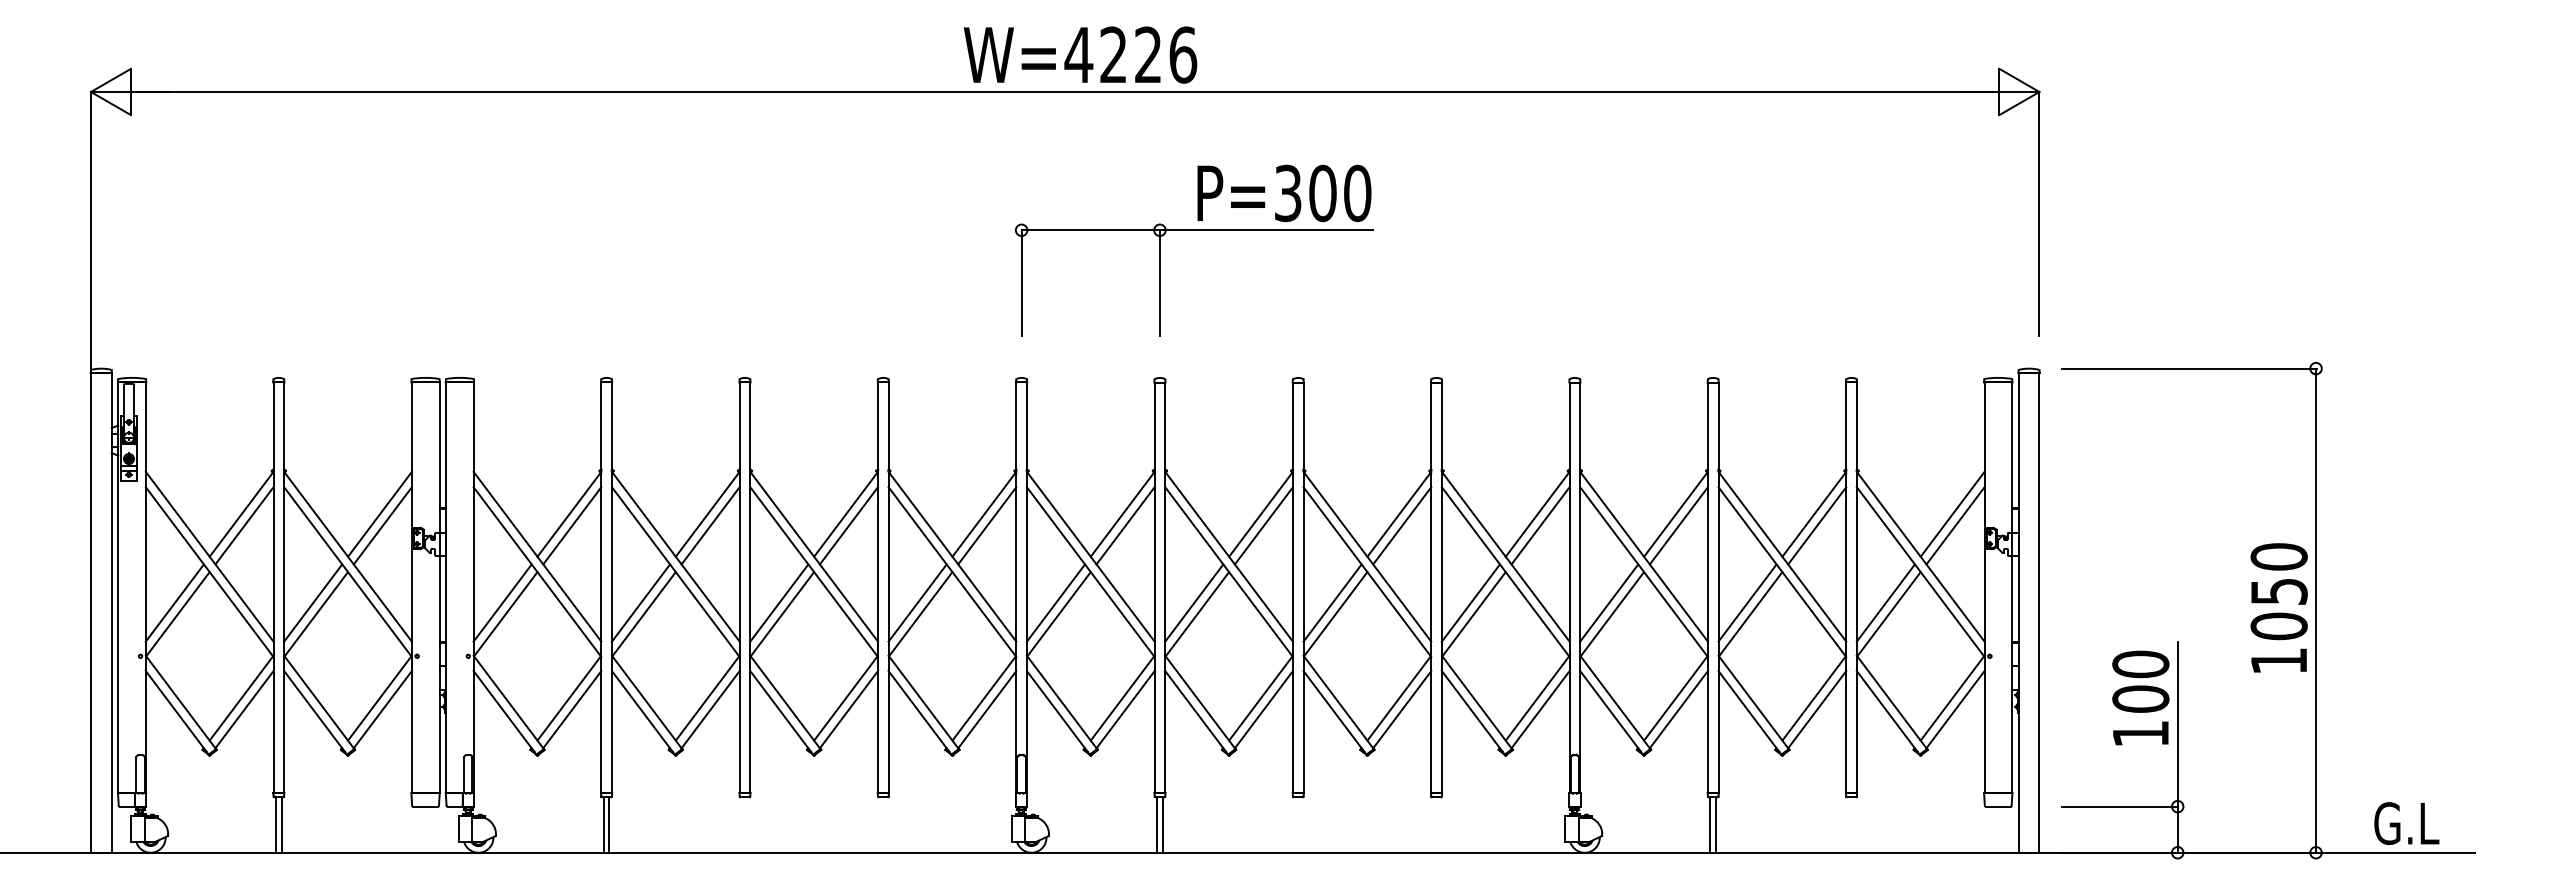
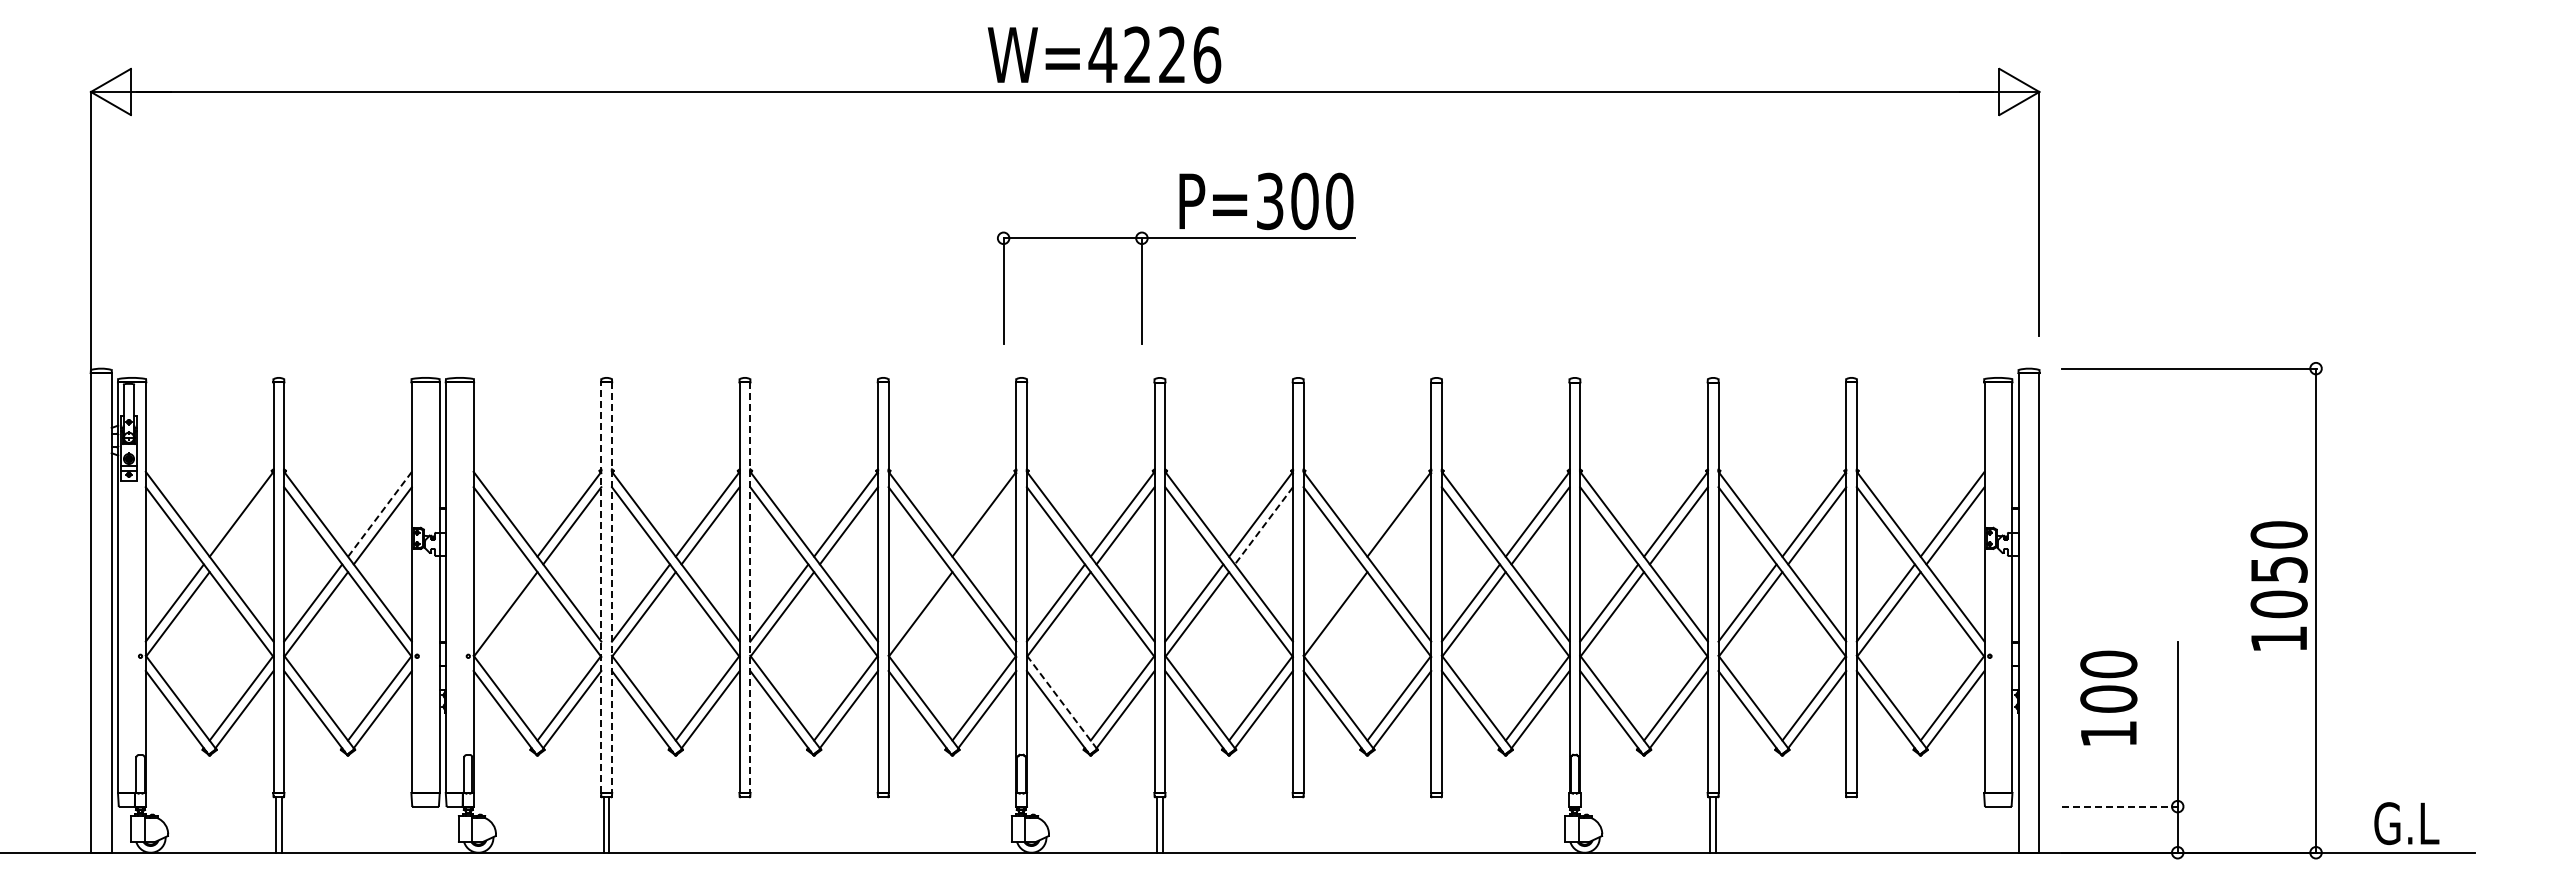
text position: (1080, 54) -> (1104, 54) (1104, 54)
part position: (1194, 230) -> (1176, 238) (1176, 238)
line: solid -> dashed (379, 514)
line: present -> none (244, 525)
line: present -> none (987, 525)
line: present -> none (1402, 525)
line: solid -> dashed (1263, 526)
line: solid -> dashed (601, 587)
line: solid -> dashed (611, 588)
line: solid -> dashed (750, 588)
line: present -> none (502, 602)
line: present -> none (917, 602)
line: present -> none (1332, 602)
text position: (2278, 607) -> (2278, 585) (2278, 585)
text position: (2140, 697) -> (2108, 697) (2108, 697)
line: solid -> dashed (1062, 702)
line: solid -> dashed (2120, 806)
